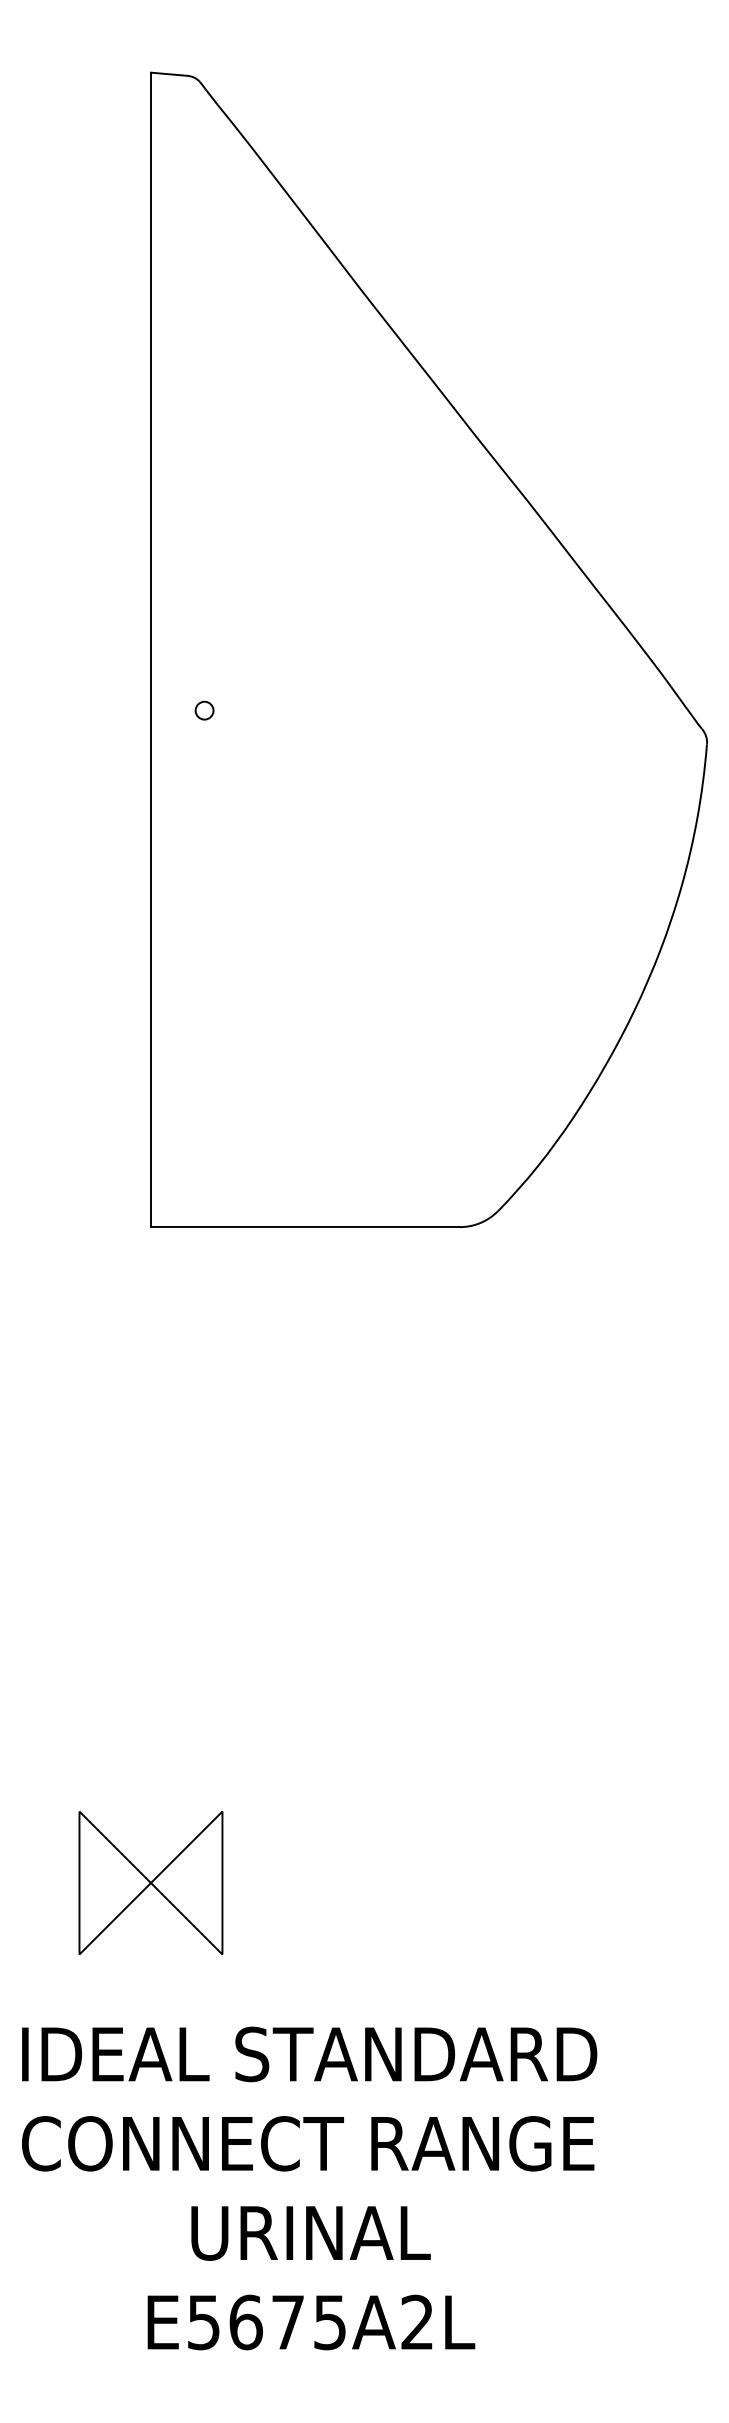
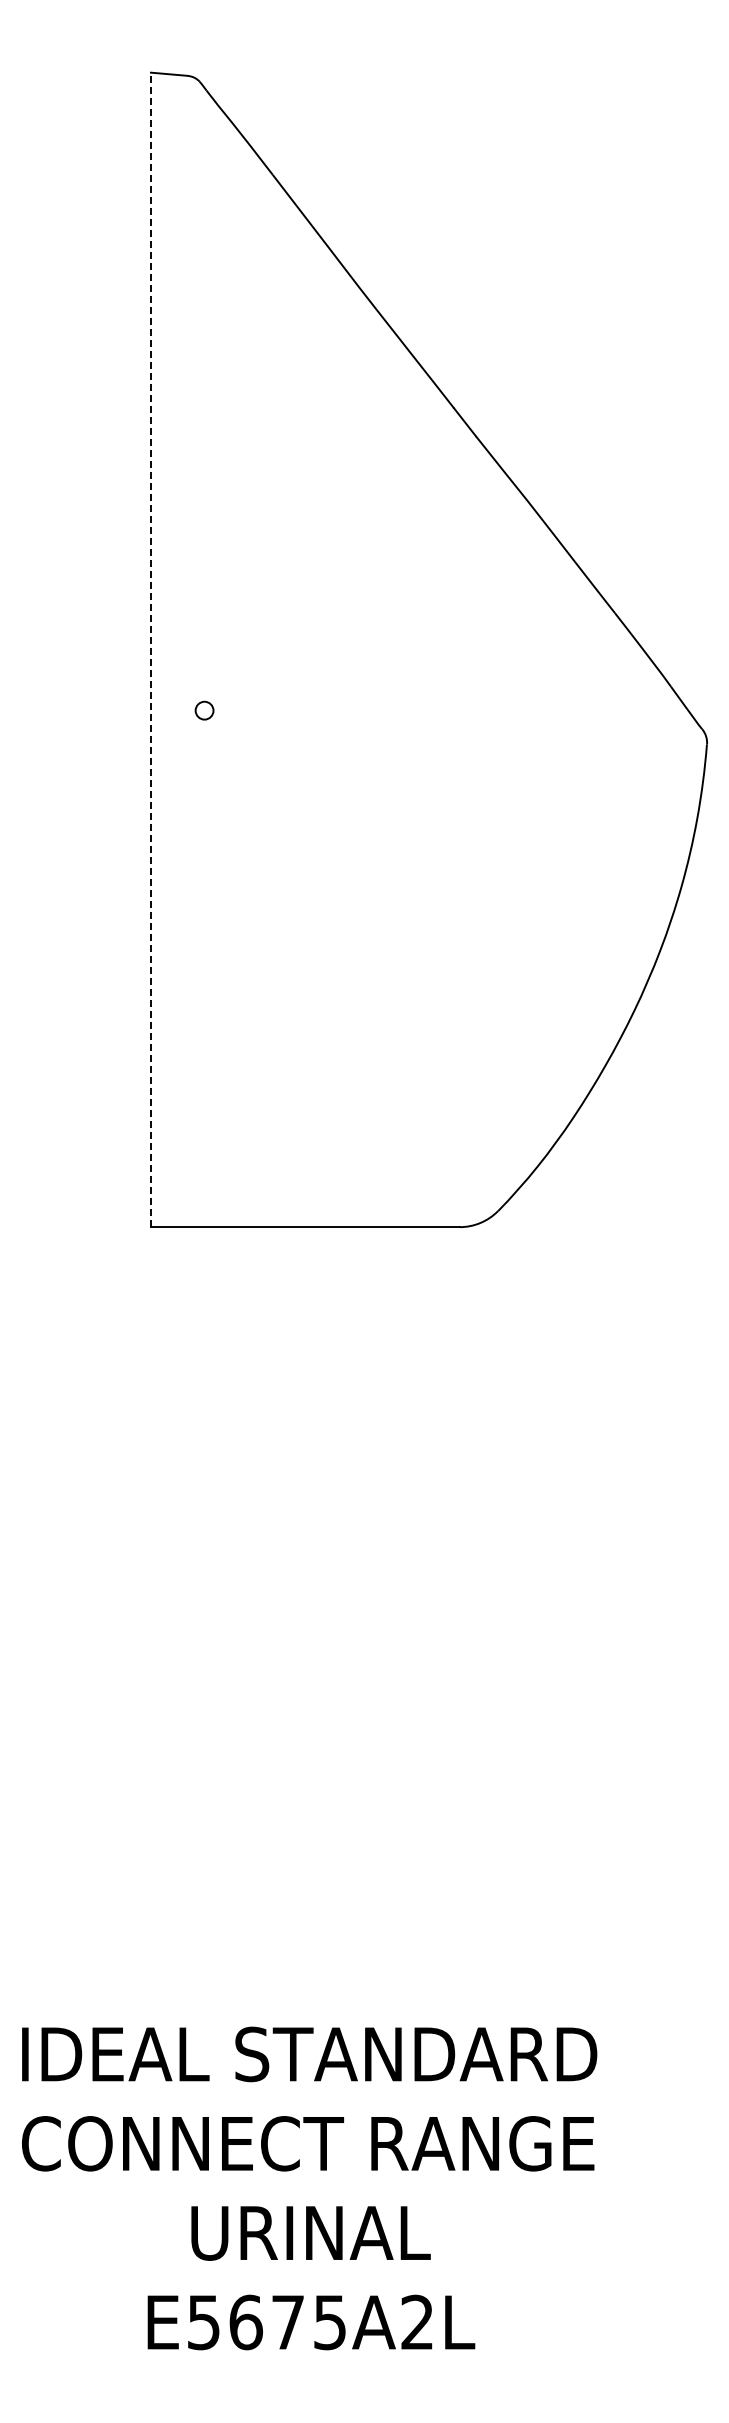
line: solid -> dashed (150, 649)
part: present -> none (150, 1882)
